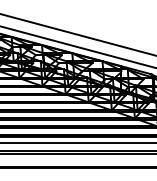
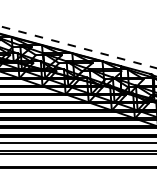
line: present -> none (77, 34)
line: solid -> dashed (78, 47)
